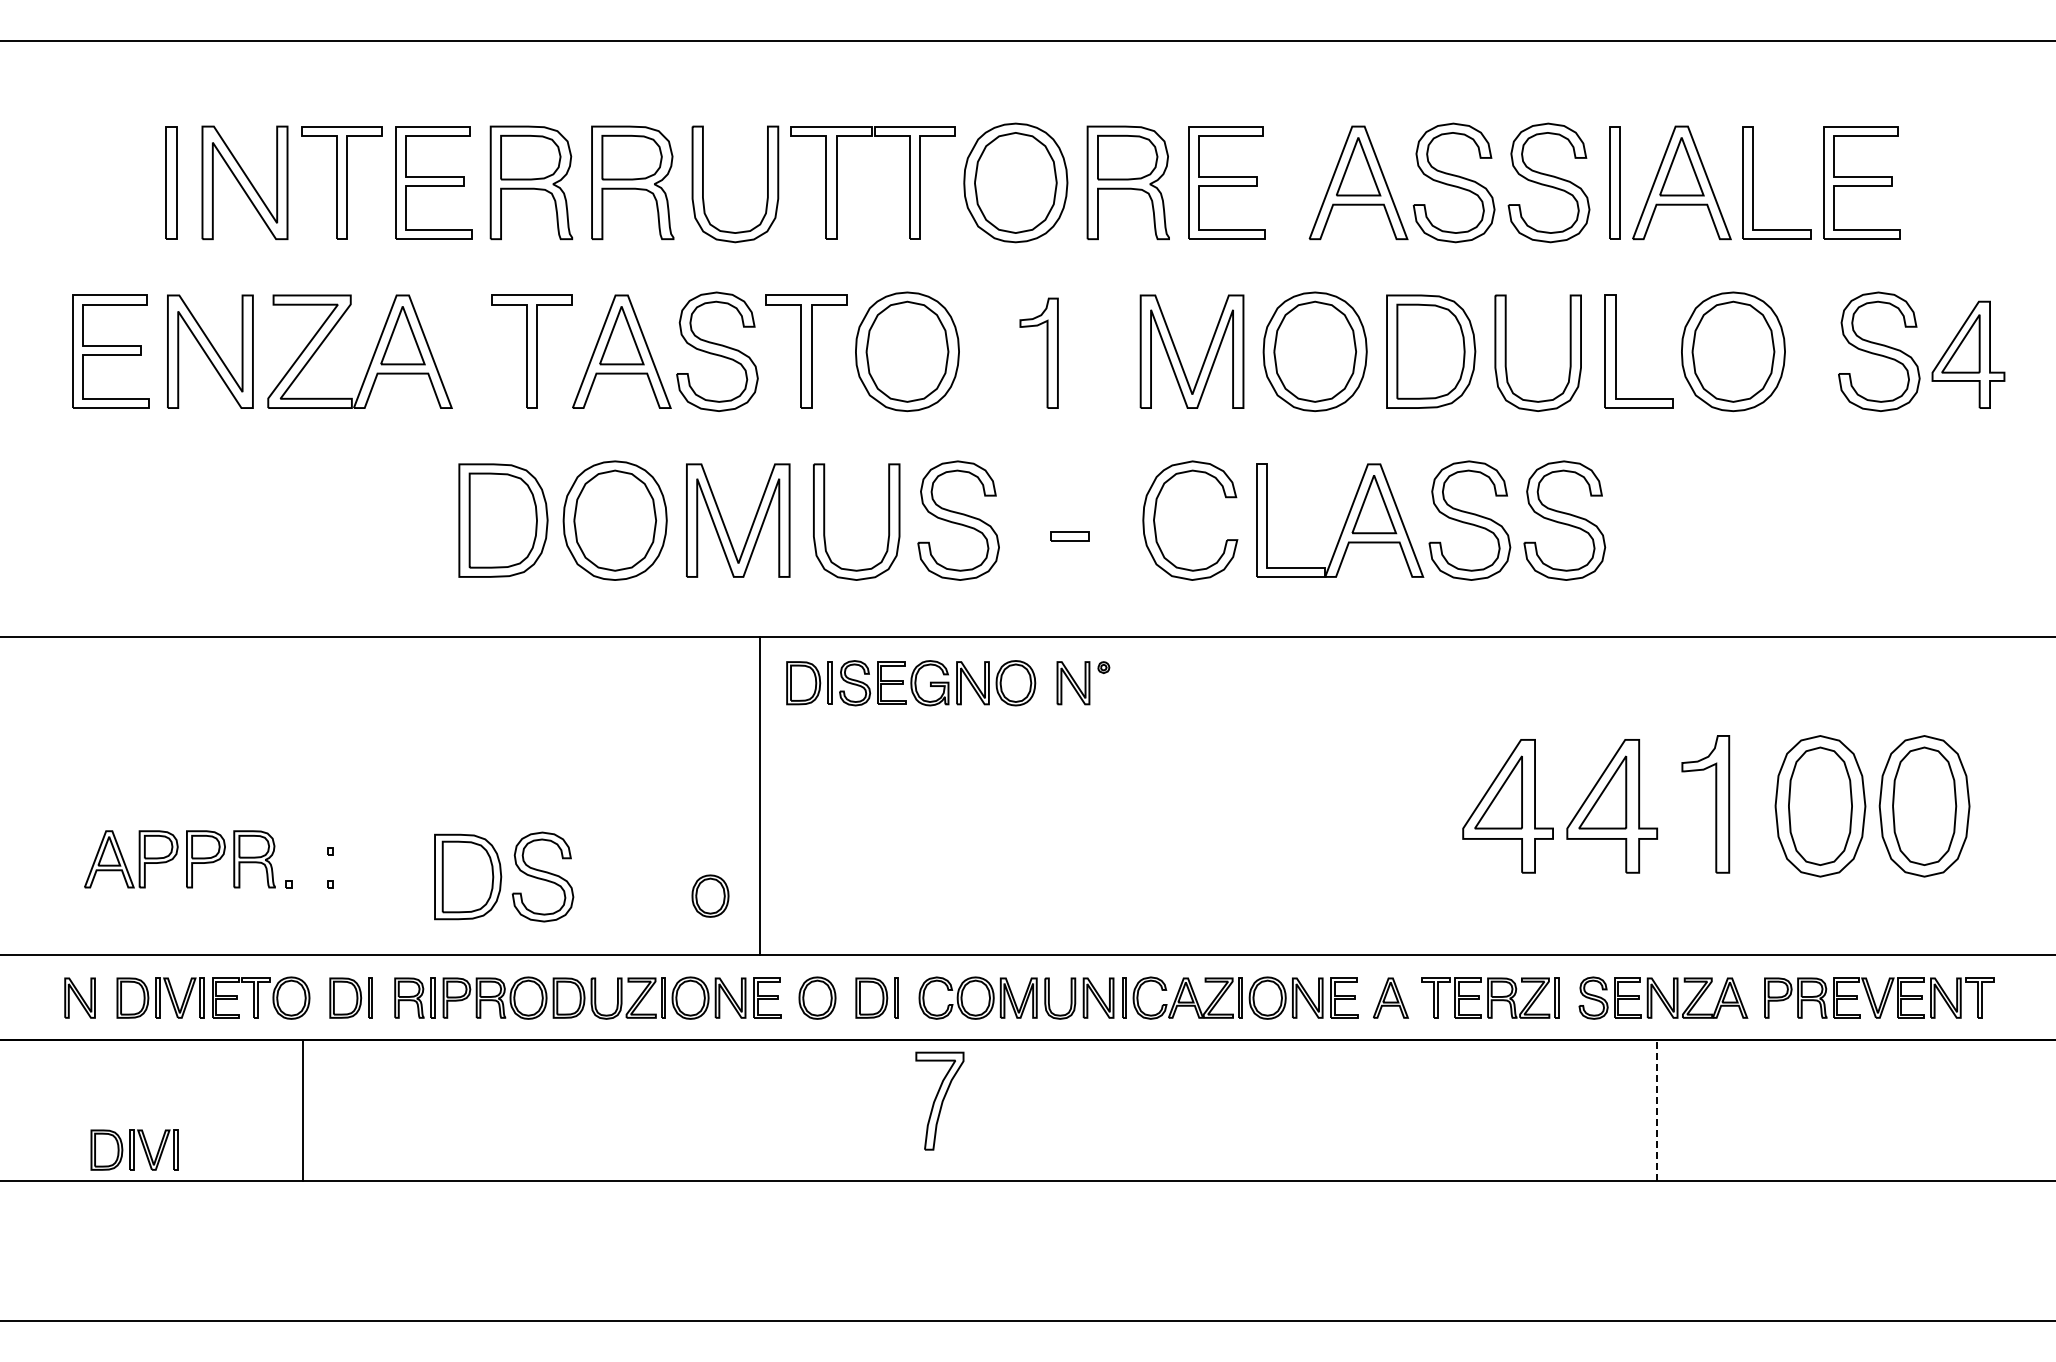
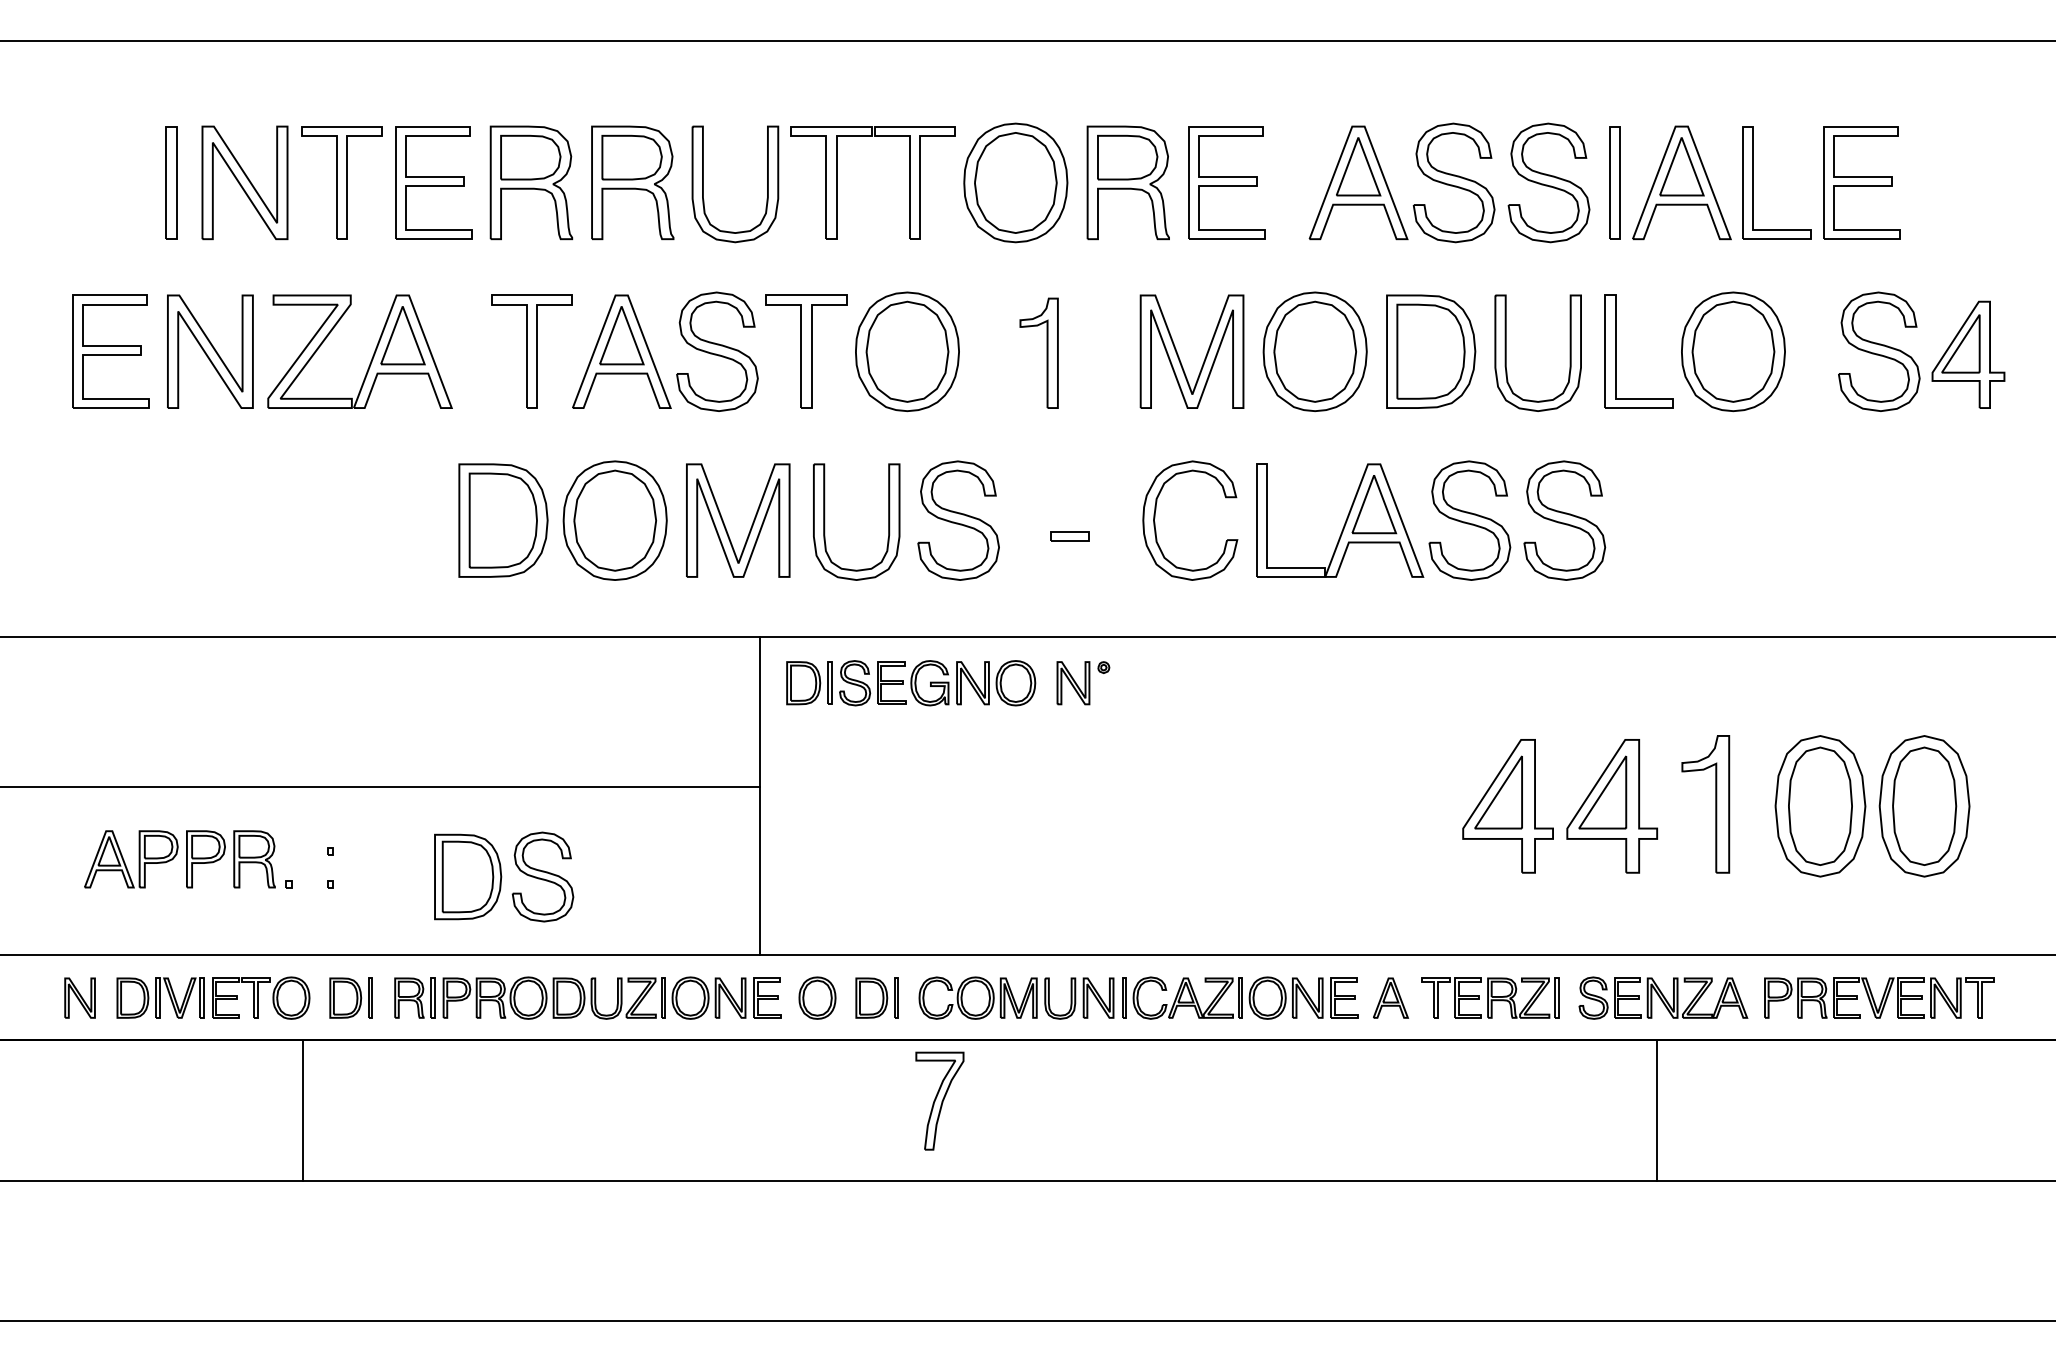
line: none -> present (381, 786)
part: present -> none (710, 895)
line: dashed -> solid (1657, 1109)
part: present -> none (134, 1149)
